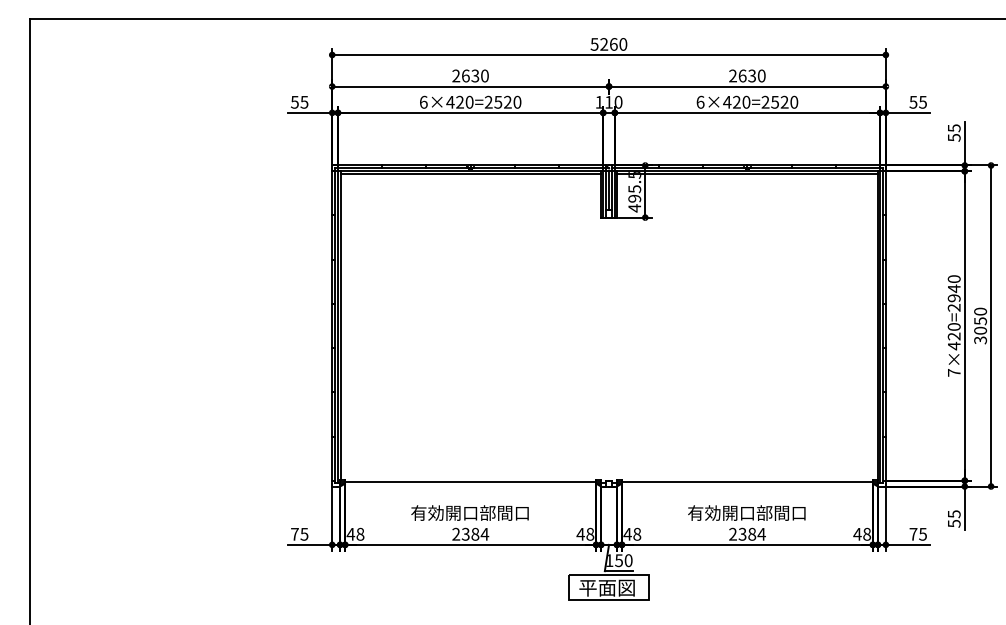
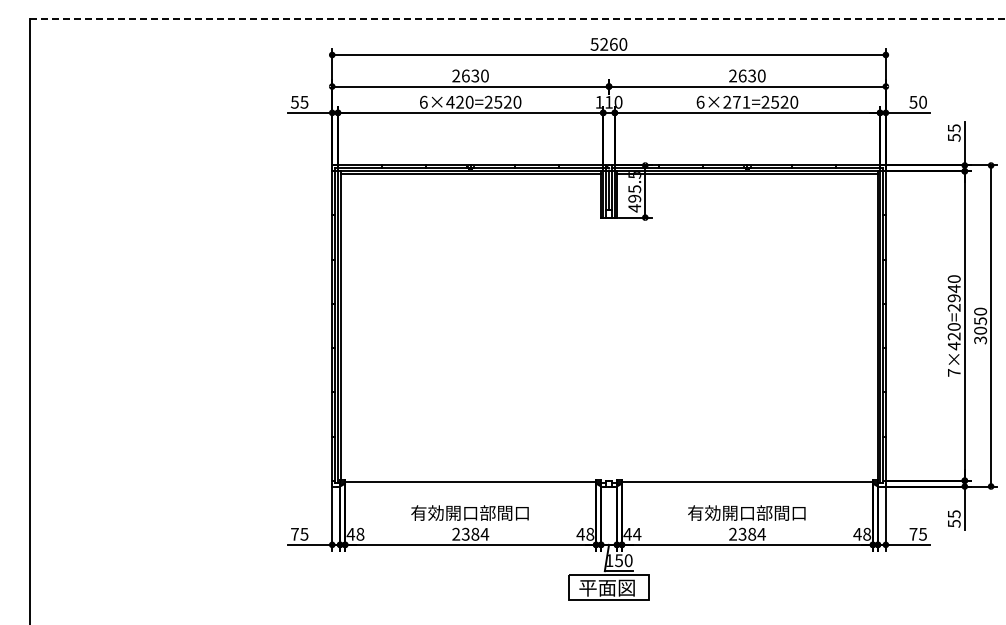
line: solid -> dashed (517, 18)
text: 6×420=2520 -> 6×271=2520 (736, 101)
text: 55 -> 50 (922, 101)
text: 48 -> 44 (636, 533)
